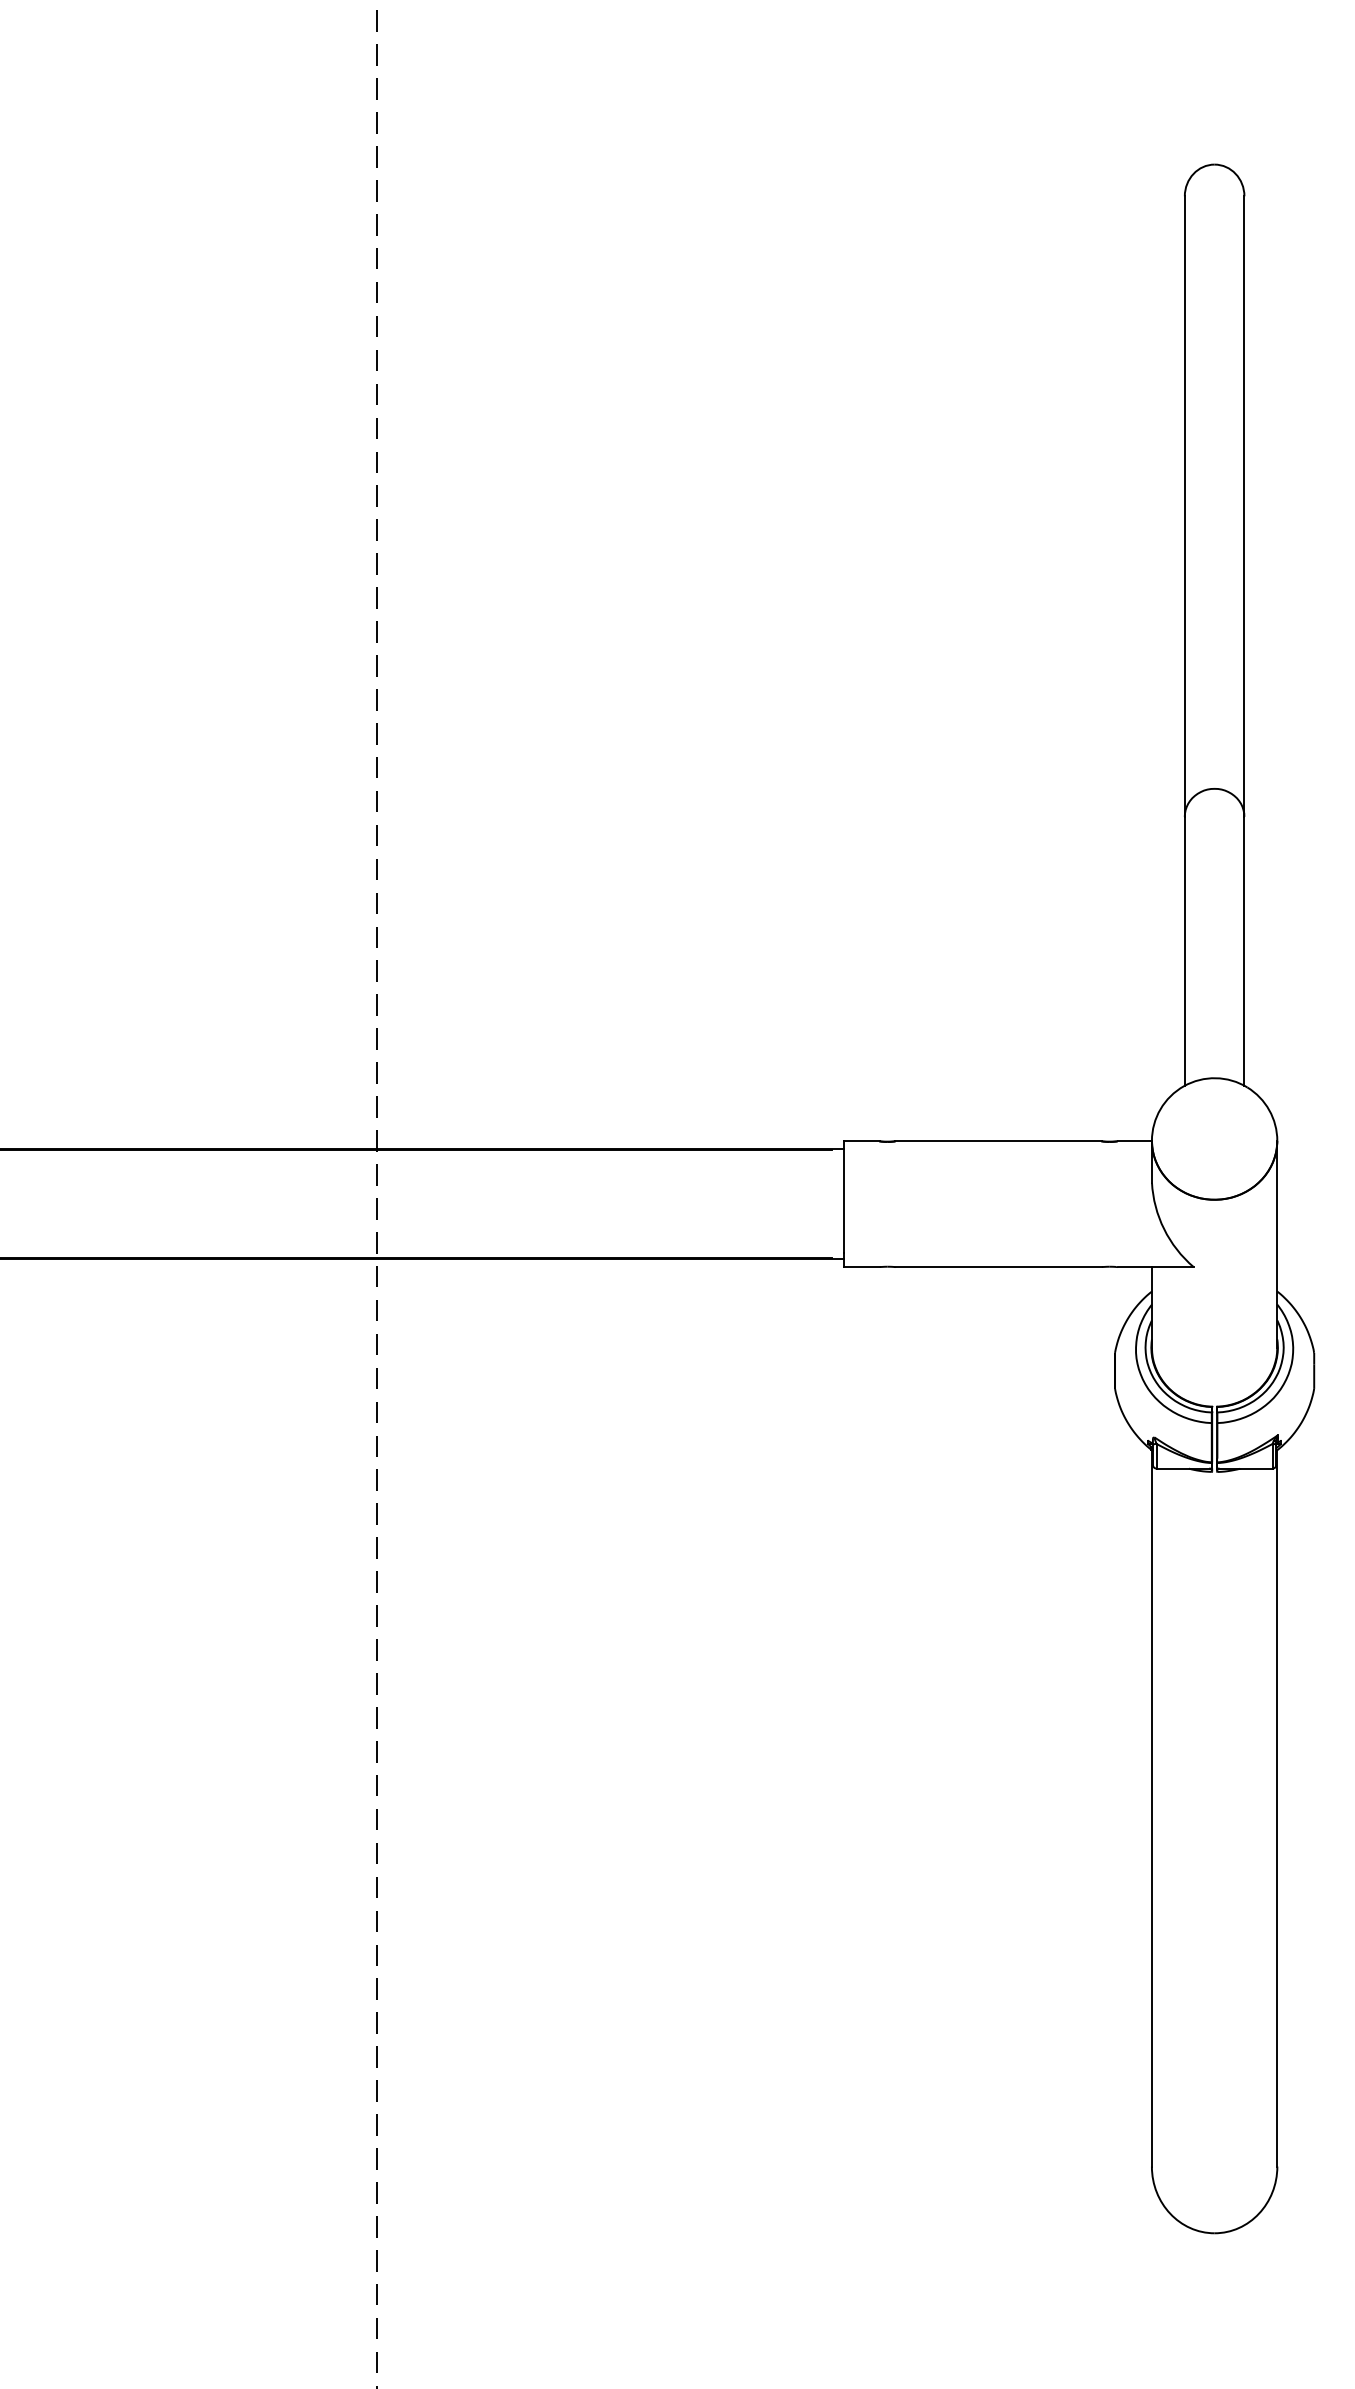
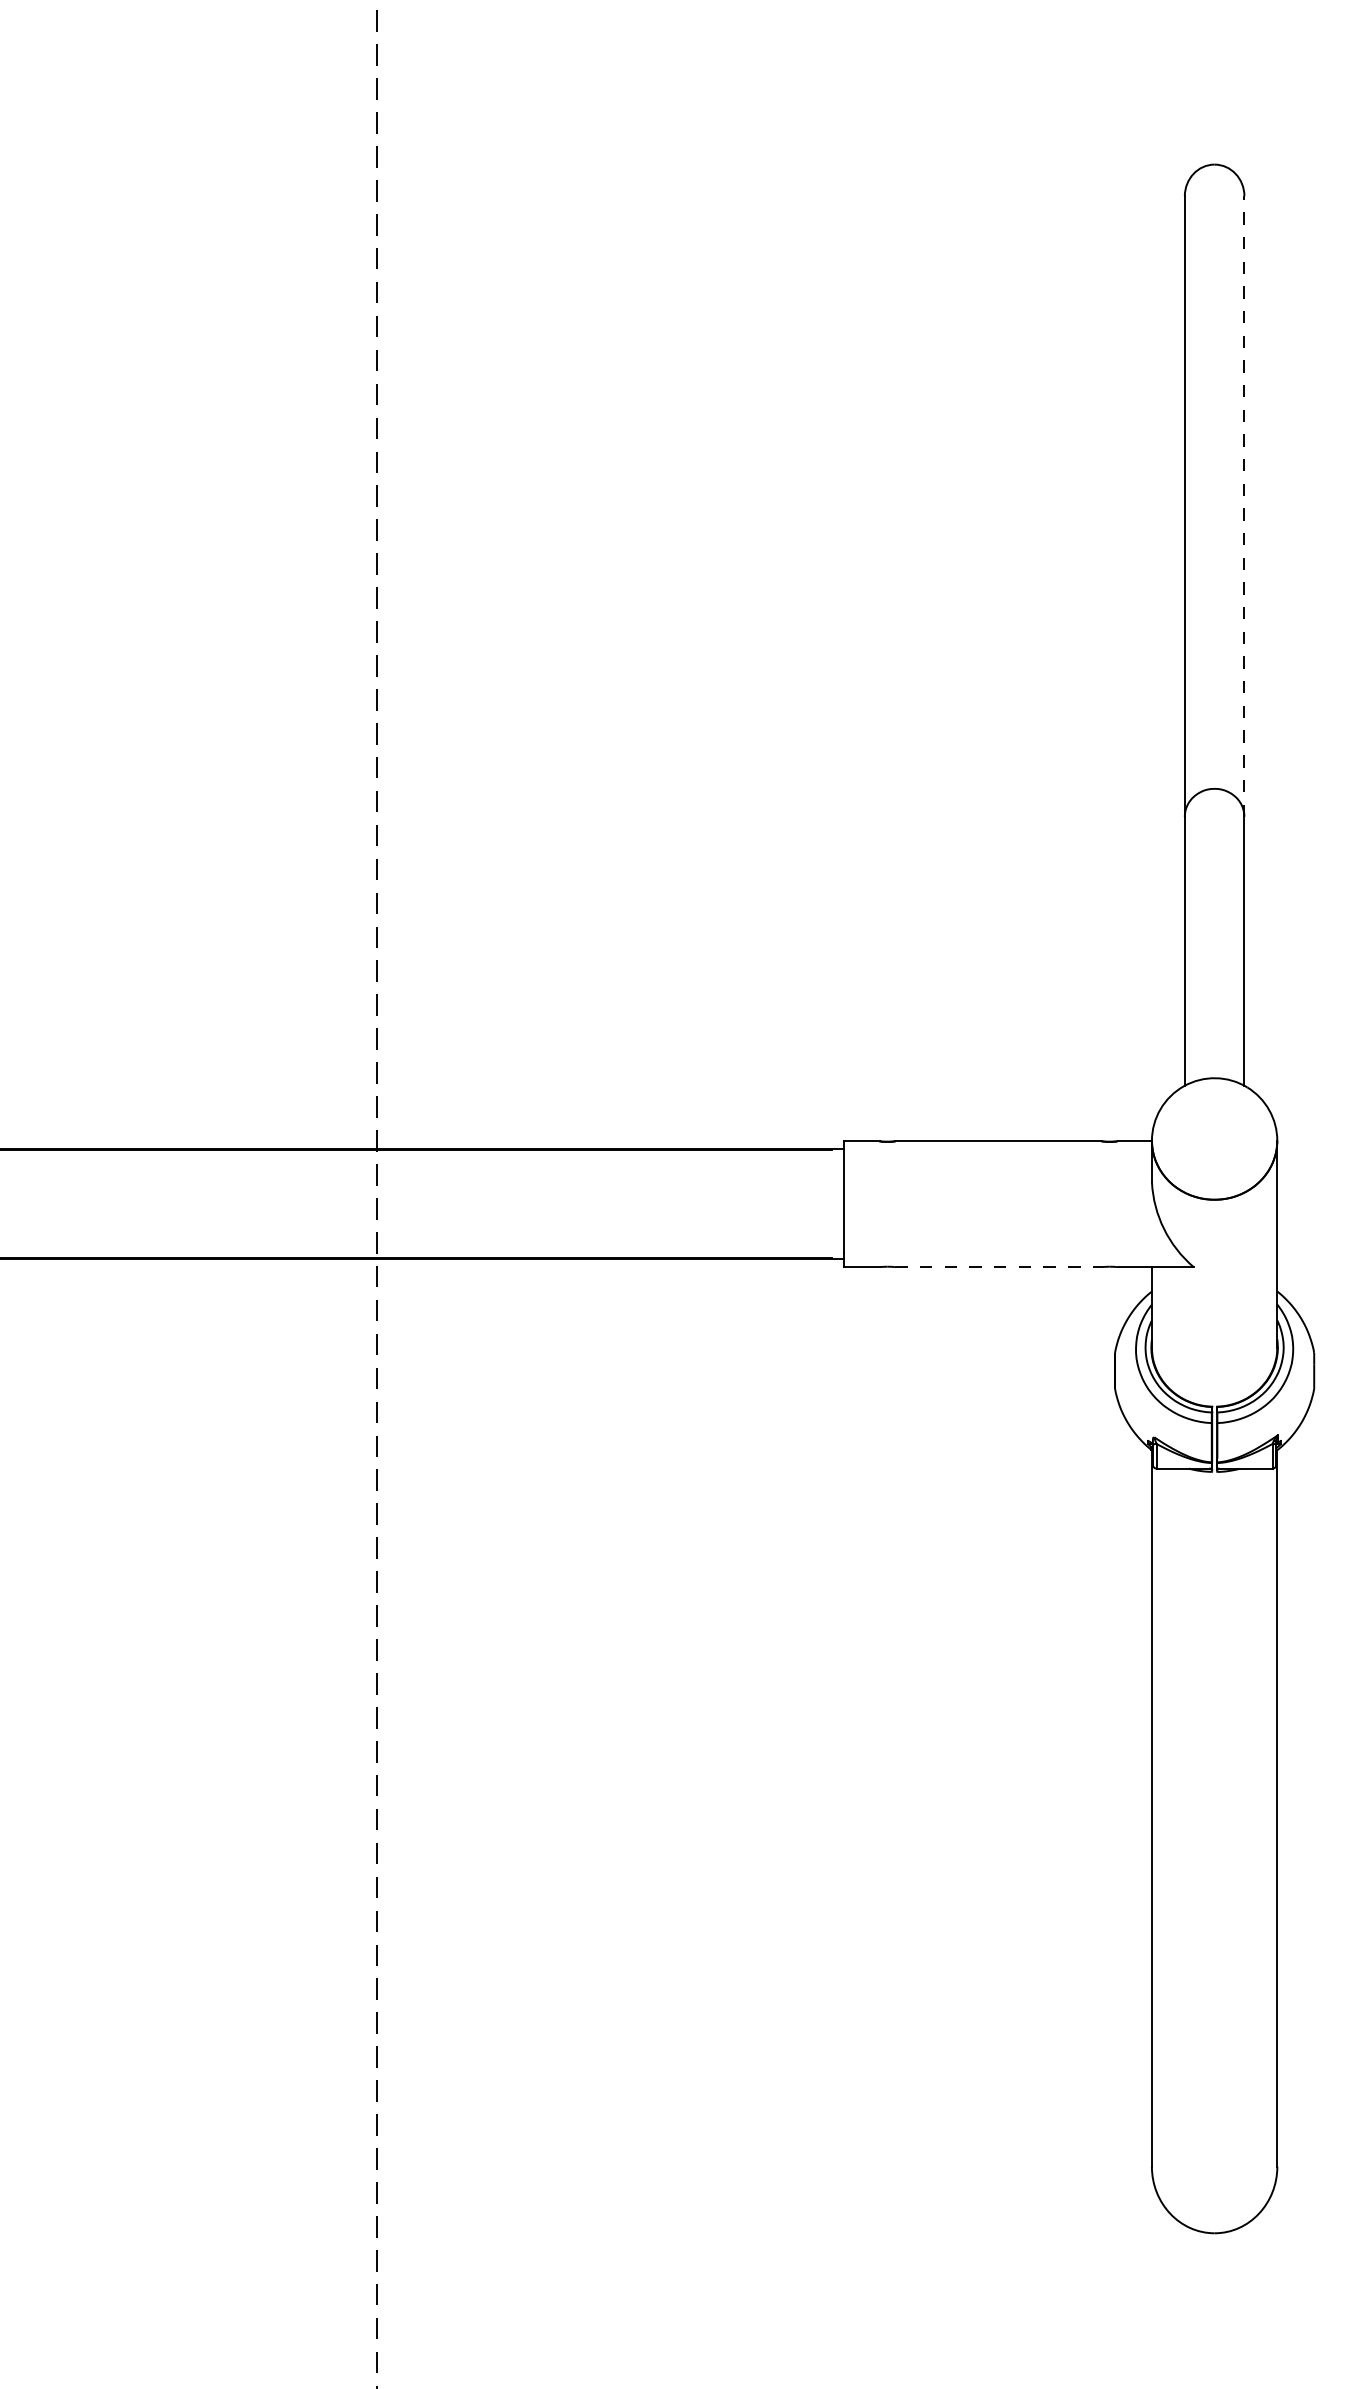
line: solid -> dashed (1244, 506)
line: solid -> dashed (999, 1267)
